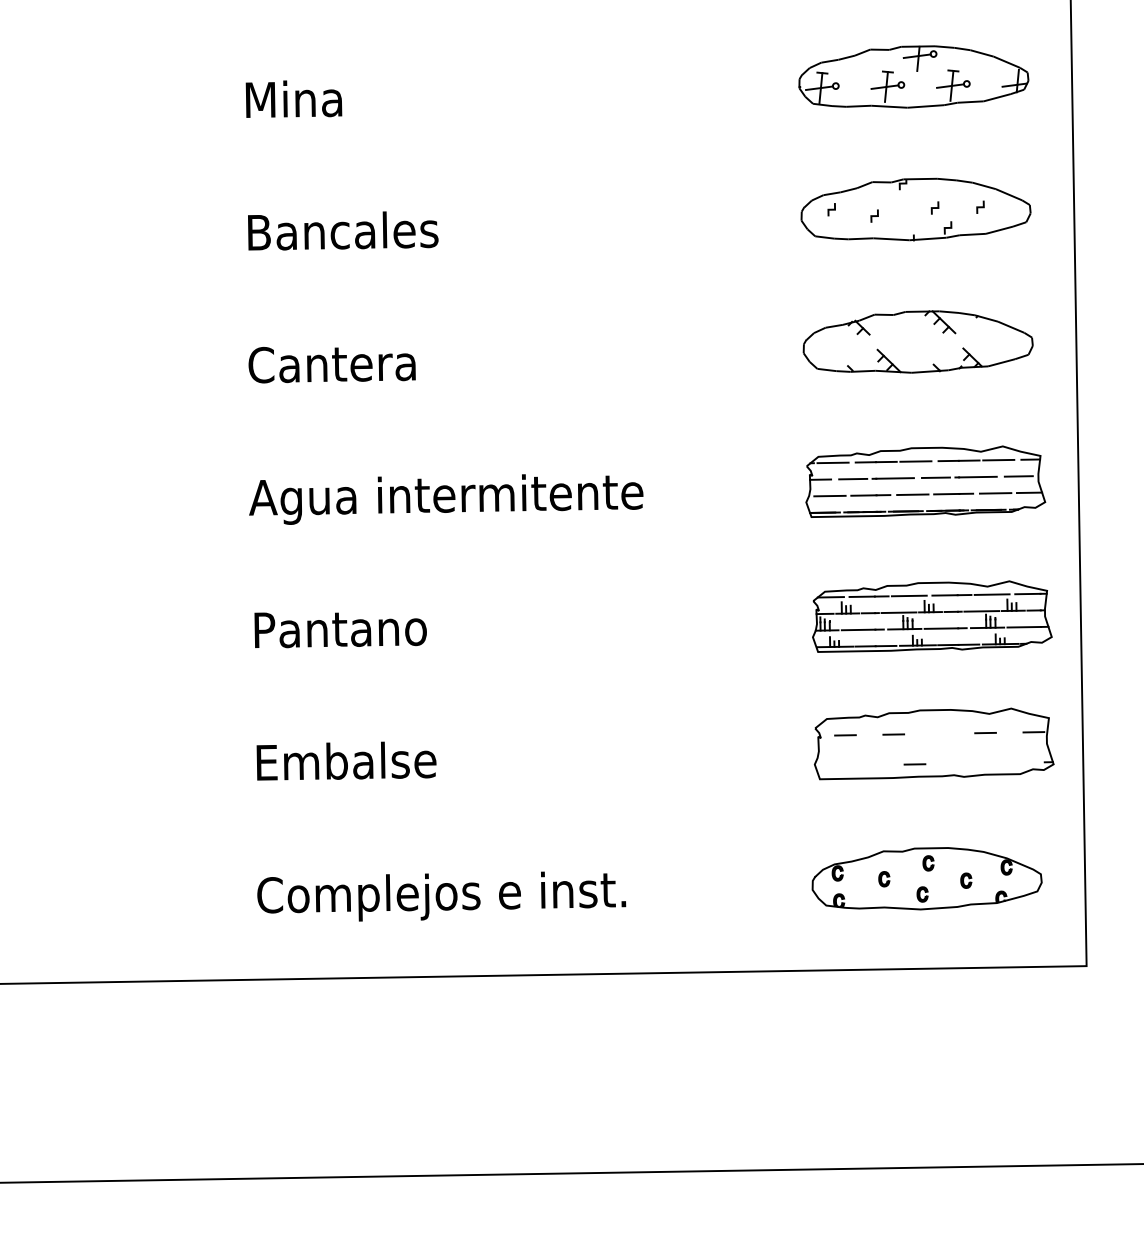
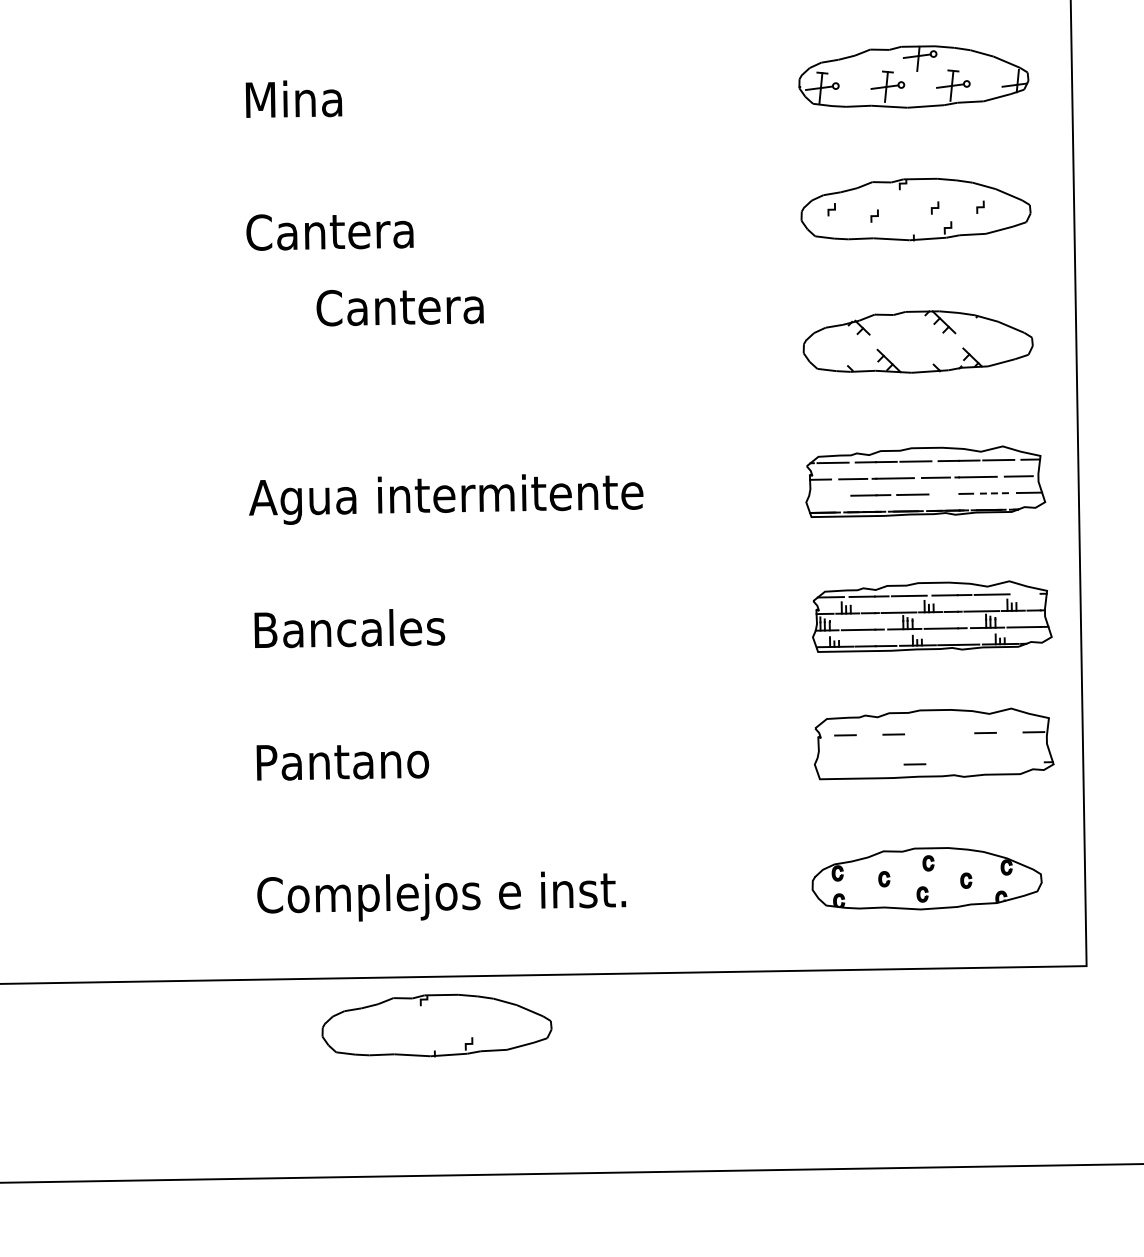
text: Bancales -> Cantera (342, 230)
text position: (331, 365) -> (399, 308) (399, 308)
line: present -> none (946, 493)
line: solid -> dashed (995, 493)
line: present -> none (829, 495)
line: present -> none (1027, 593)
text: Pantano -> Bancales (352, 628)
text: Embalse -> Pantano (348, 760)
part: none -> present (436, 1025)
